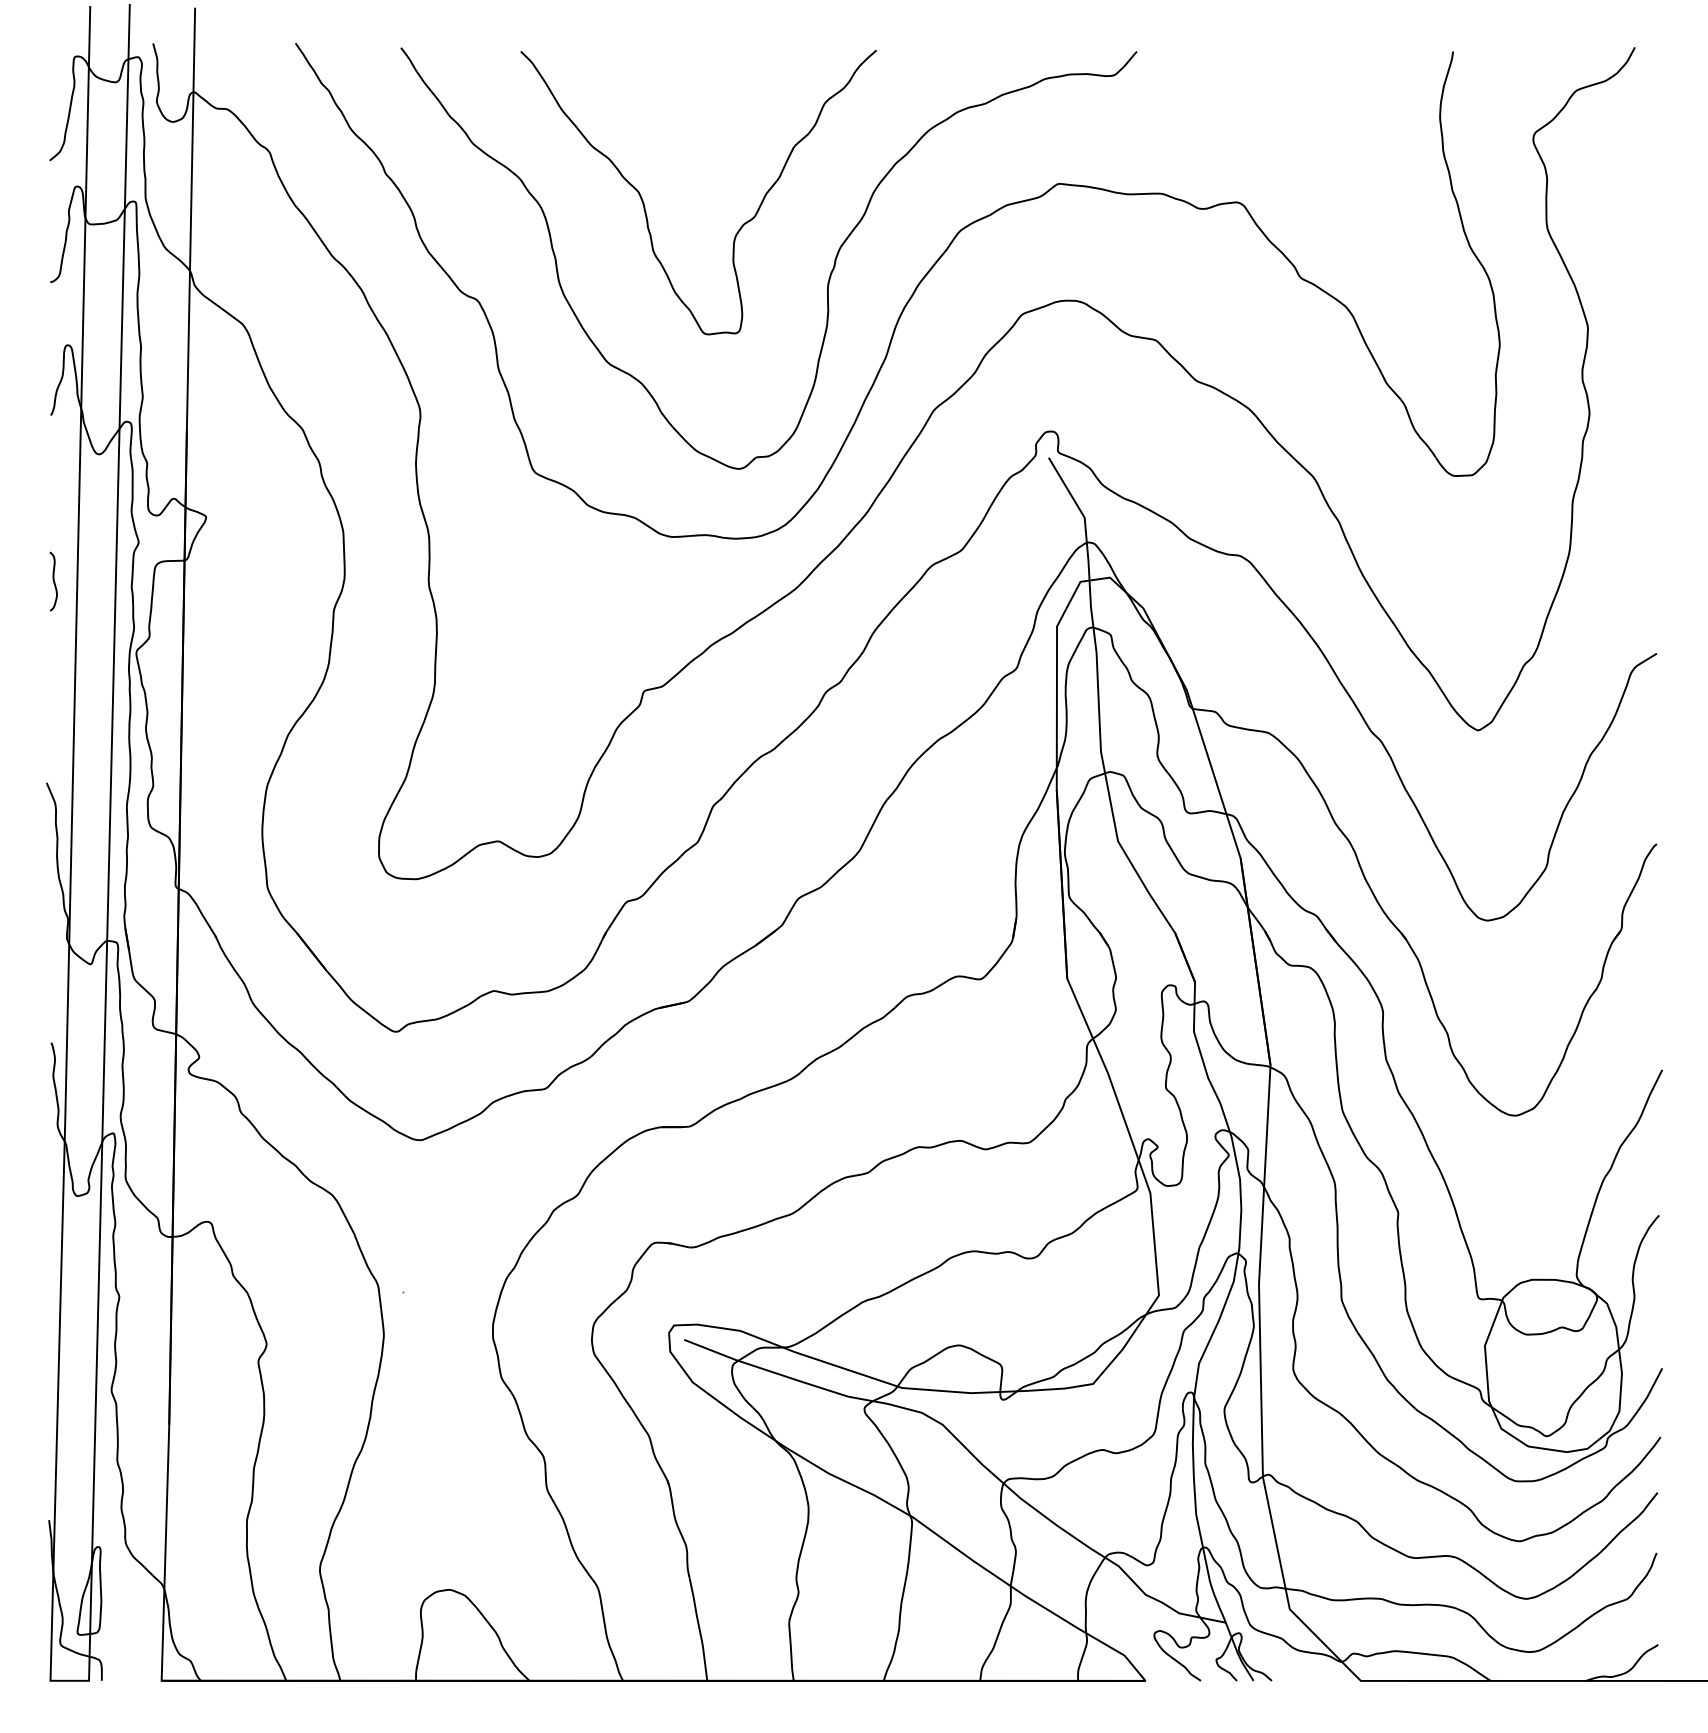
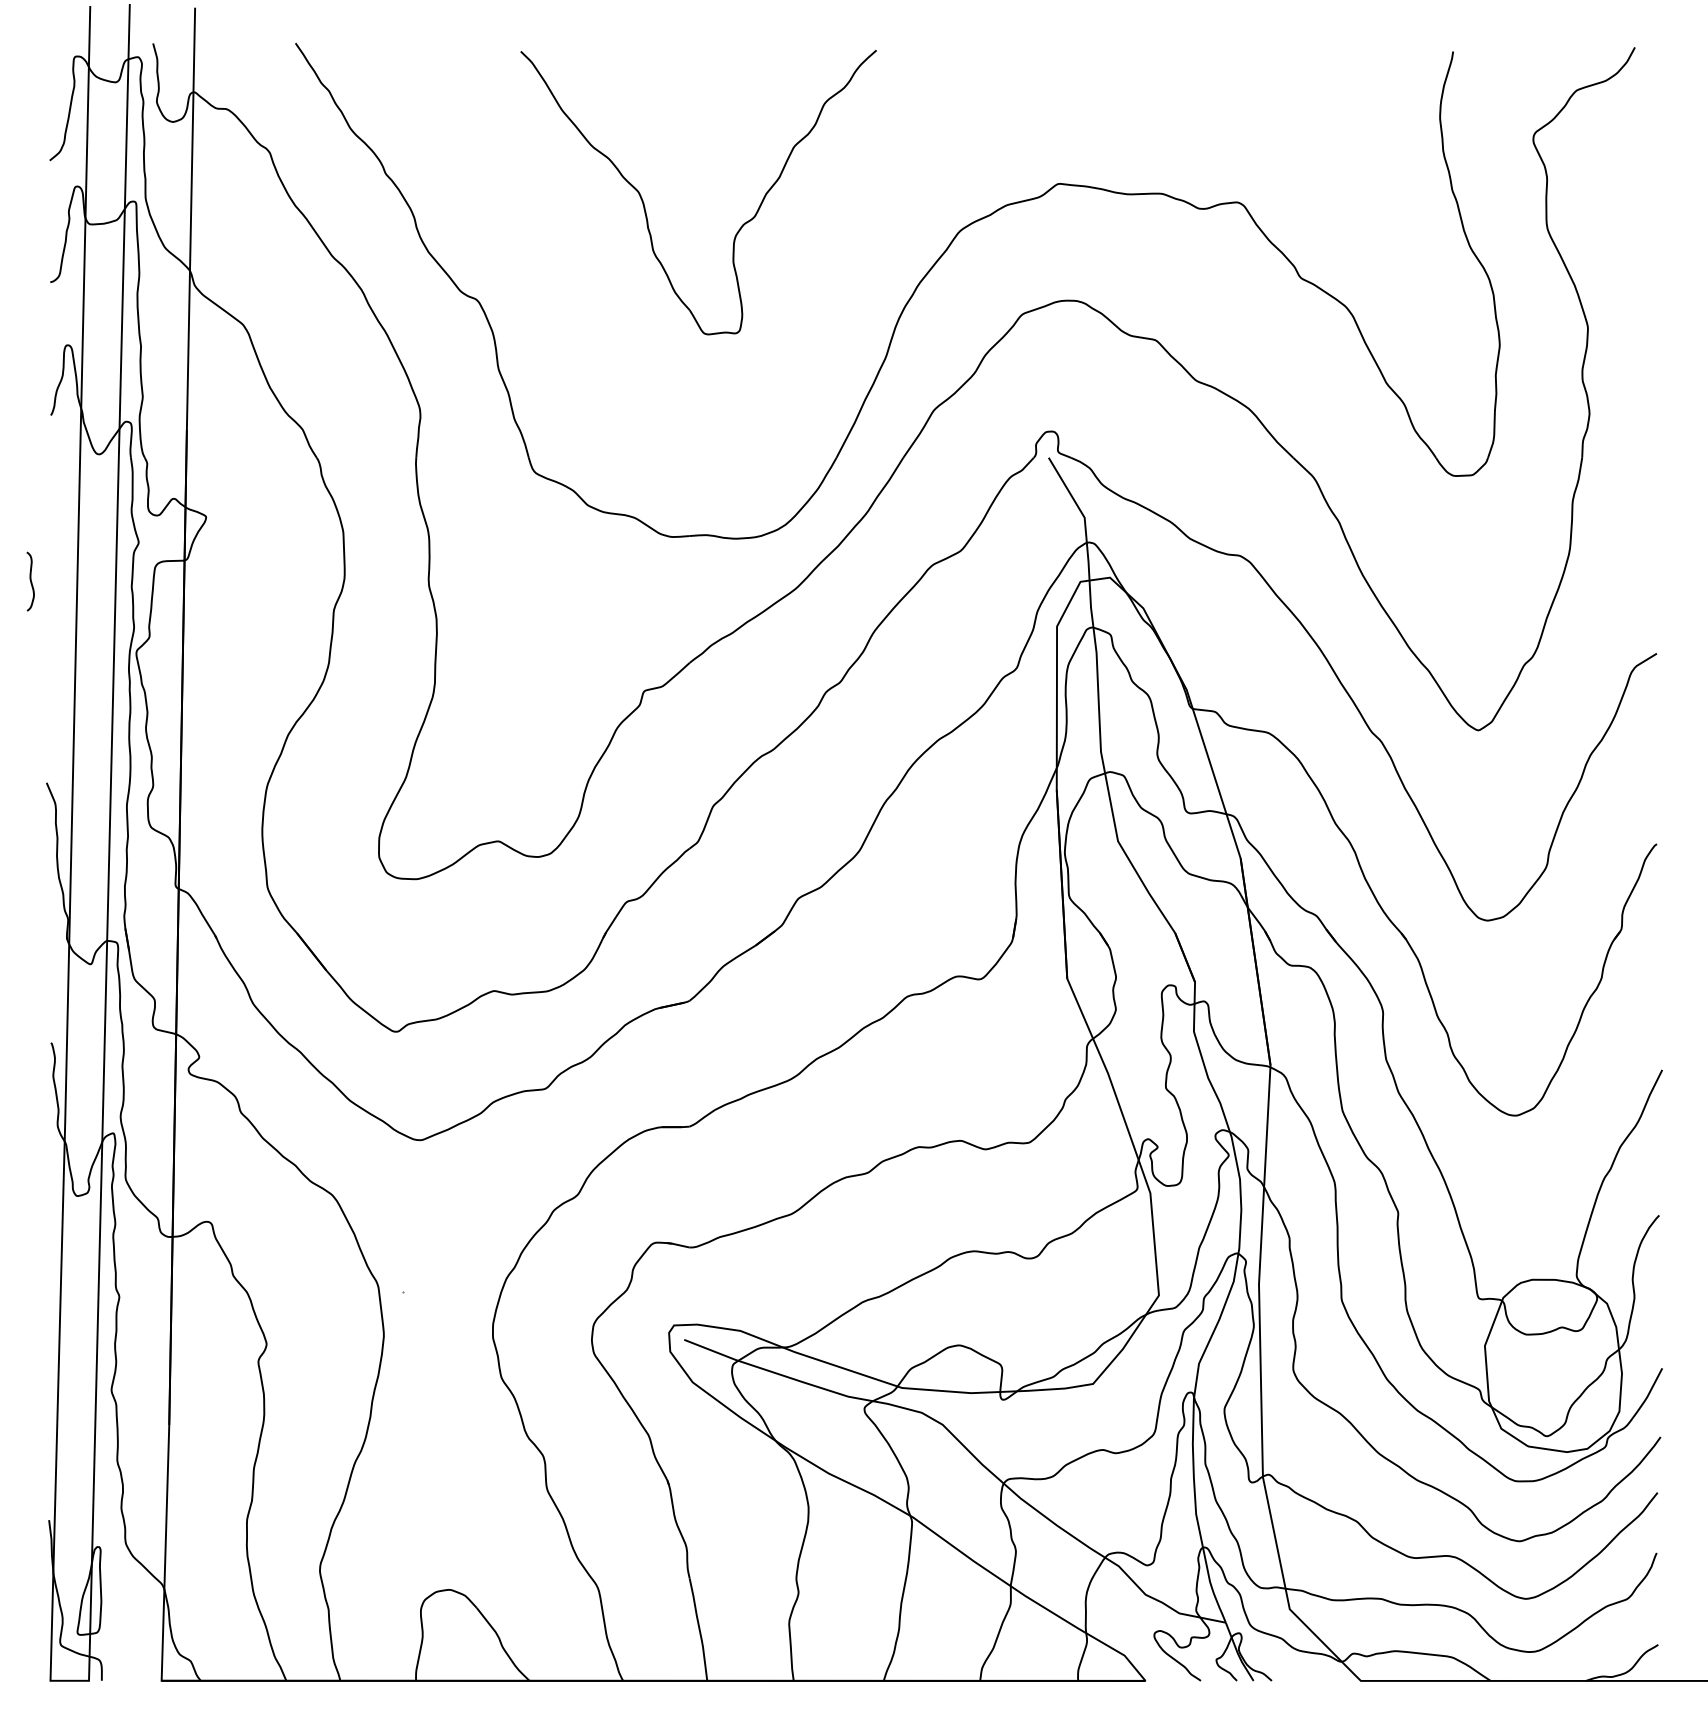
part: present -> none (828, 278)
curve position: (53, 581) -> (30, 581) (30, 581)
